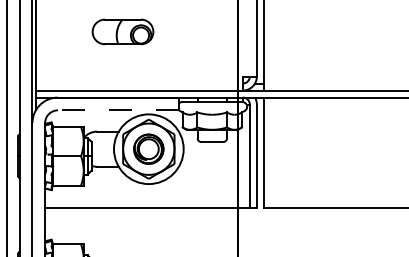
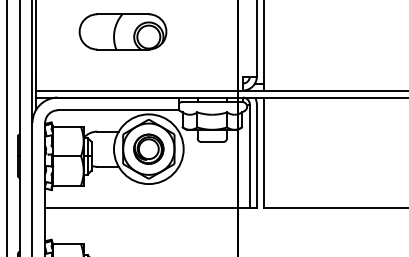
part size: 64x28 px -> 90x38 px (122, 31)
line: dashed -> solid (118, 110)
